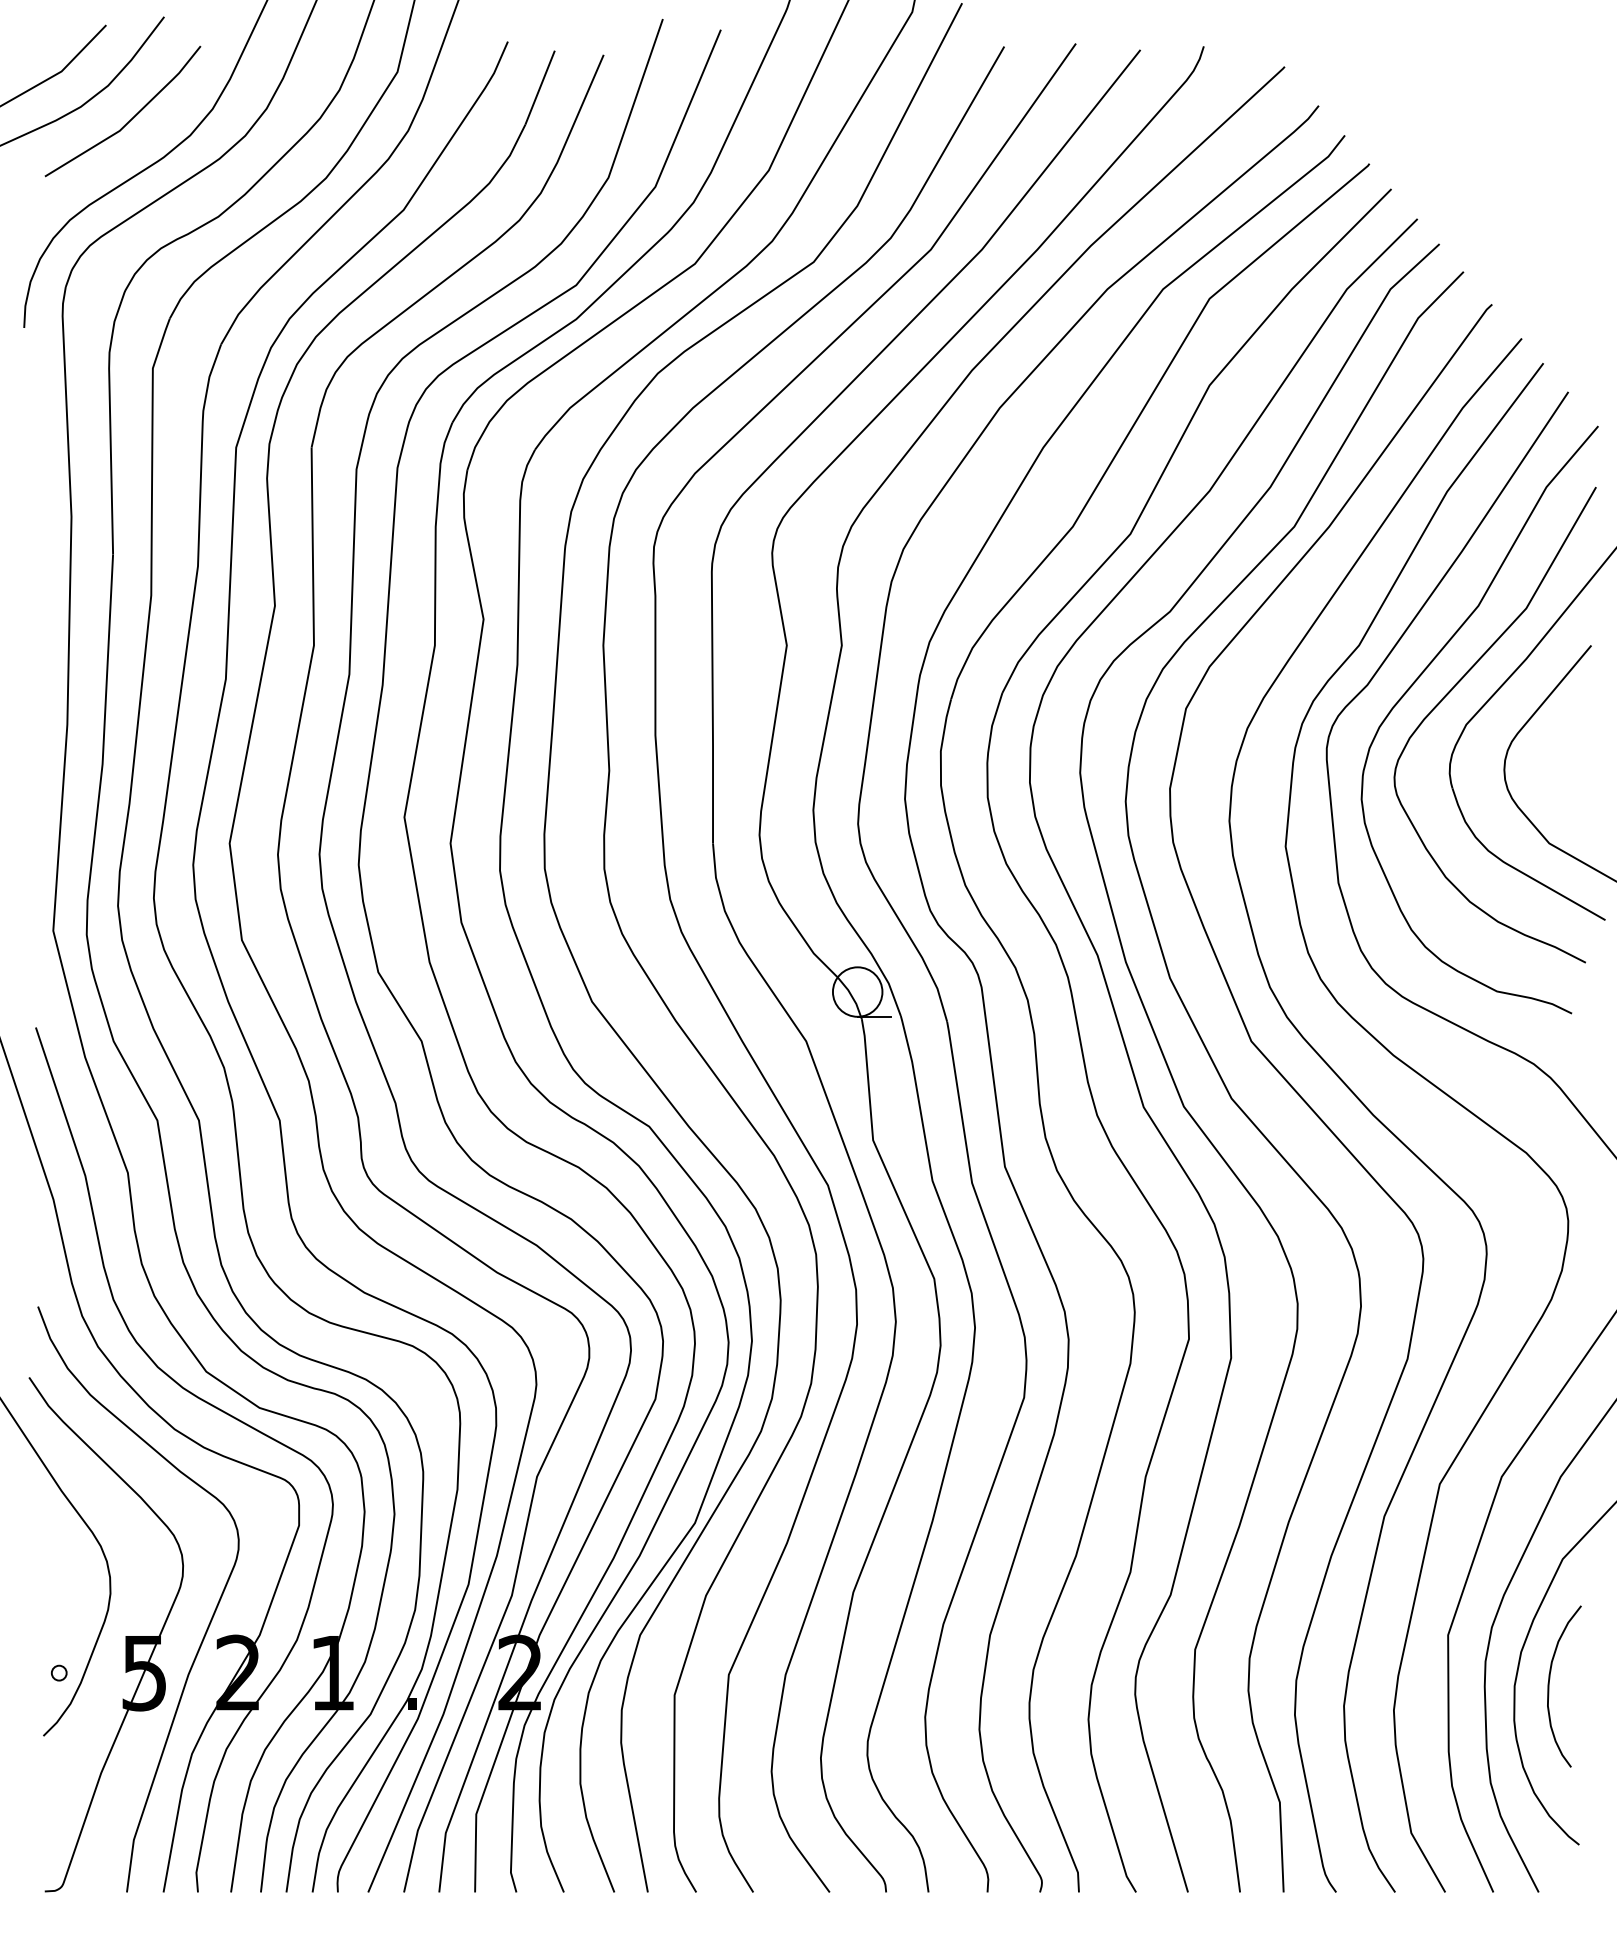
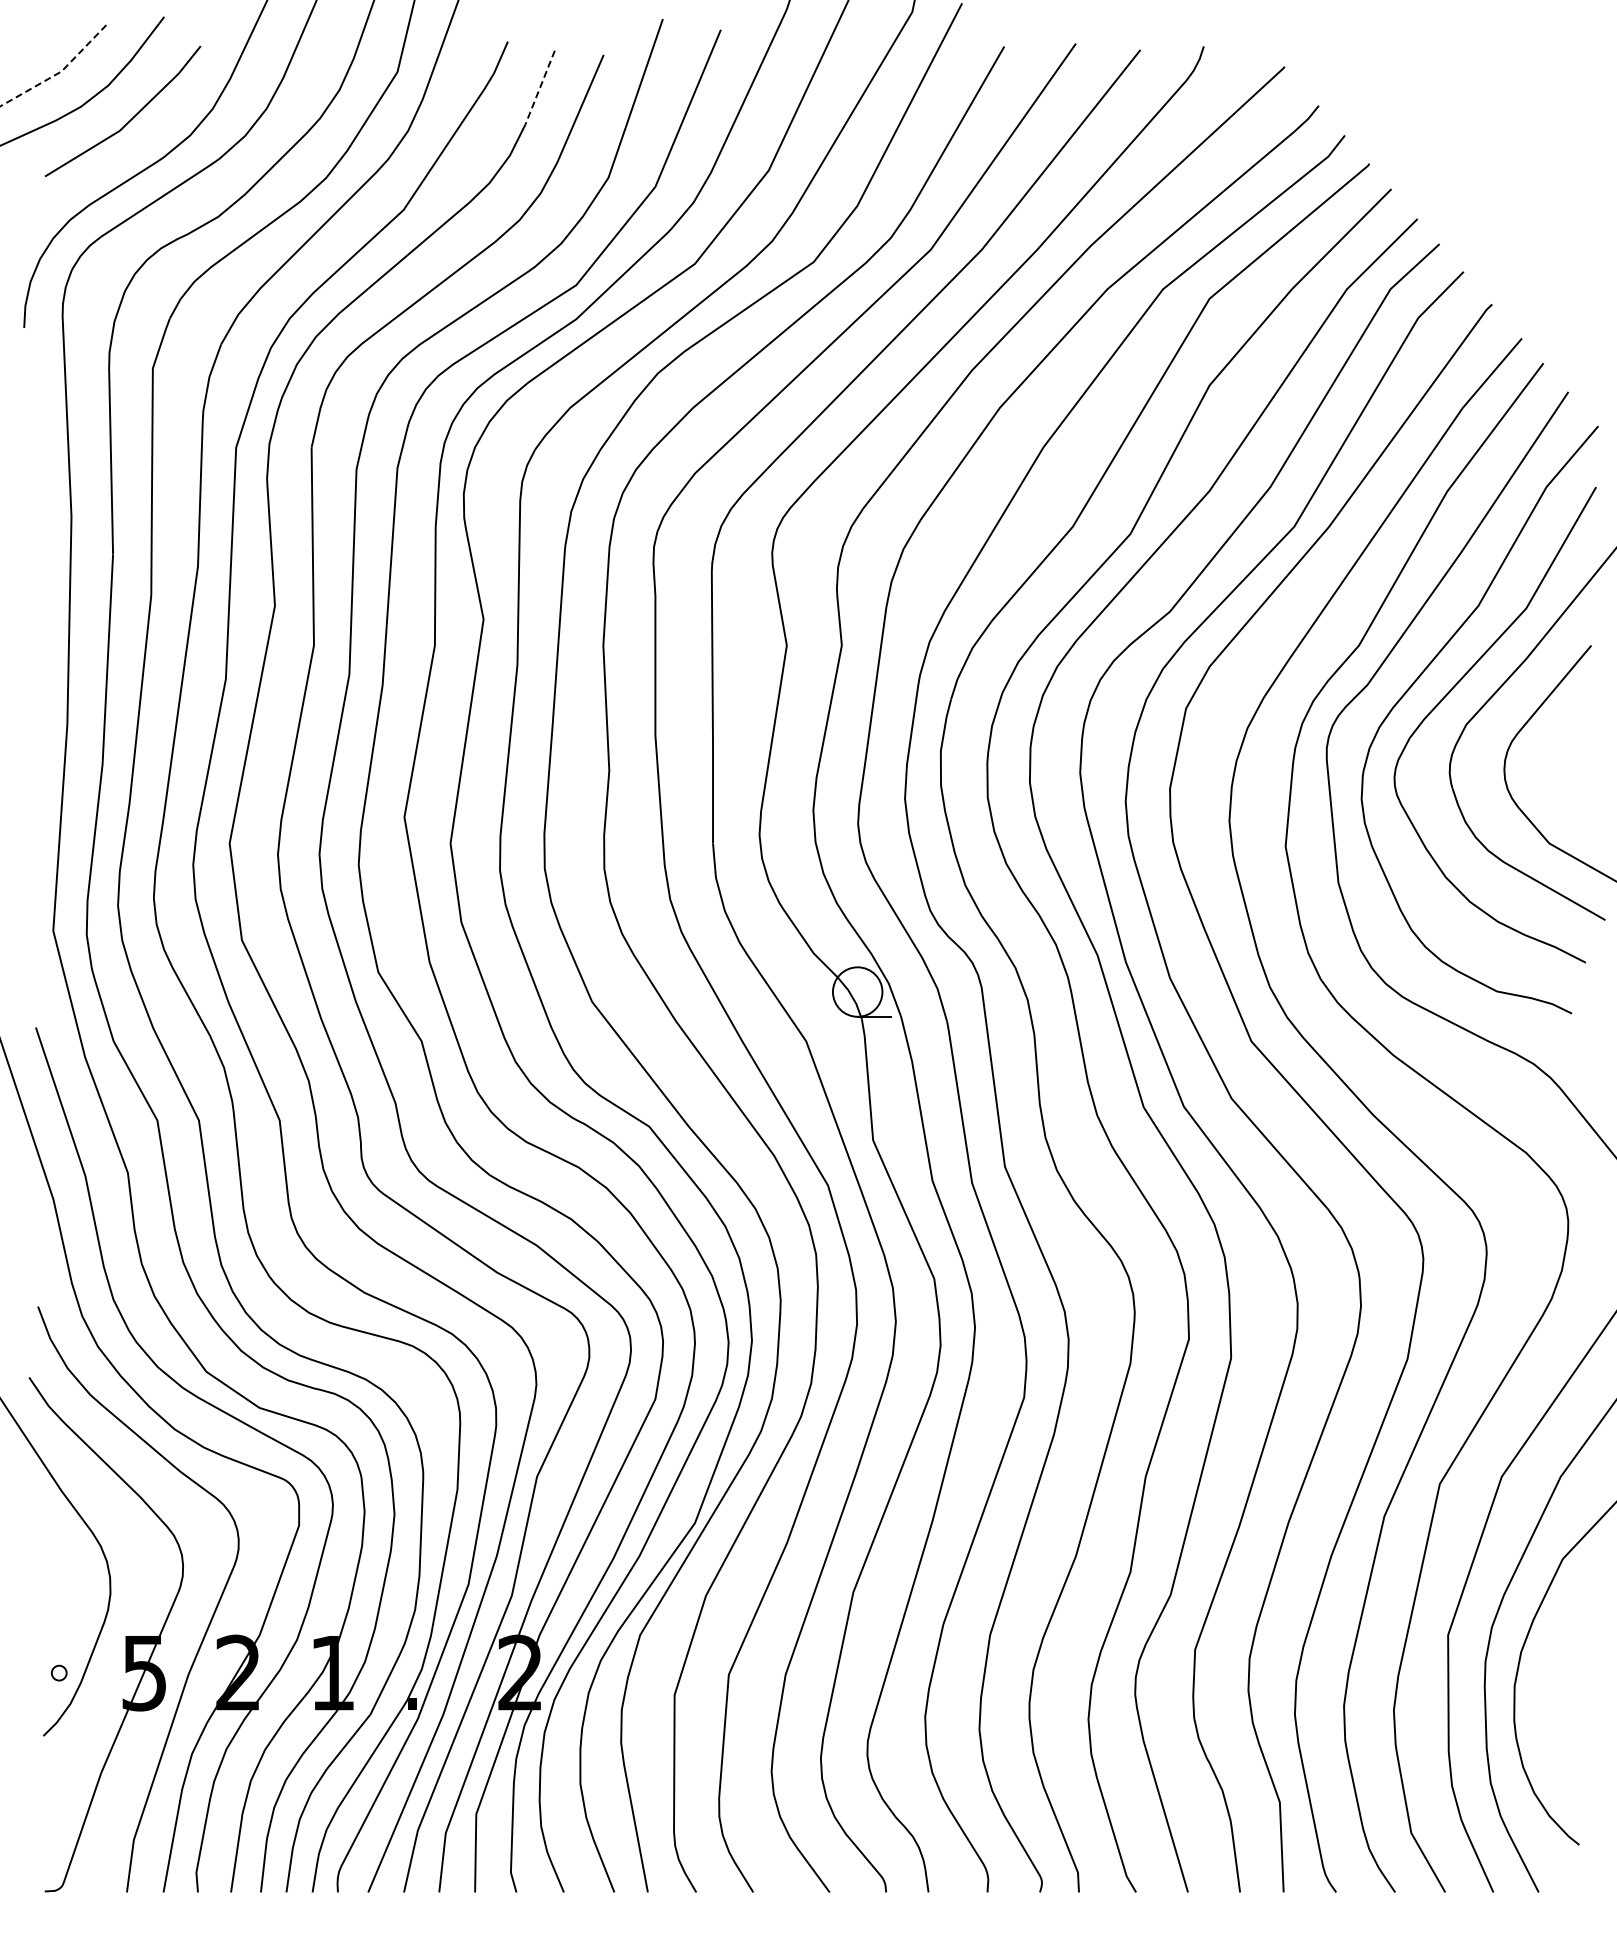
line: solid -> dashed (59, 72)
line: solid -> dashed (540, 87)
curve: present -> none (1549, 1686)
